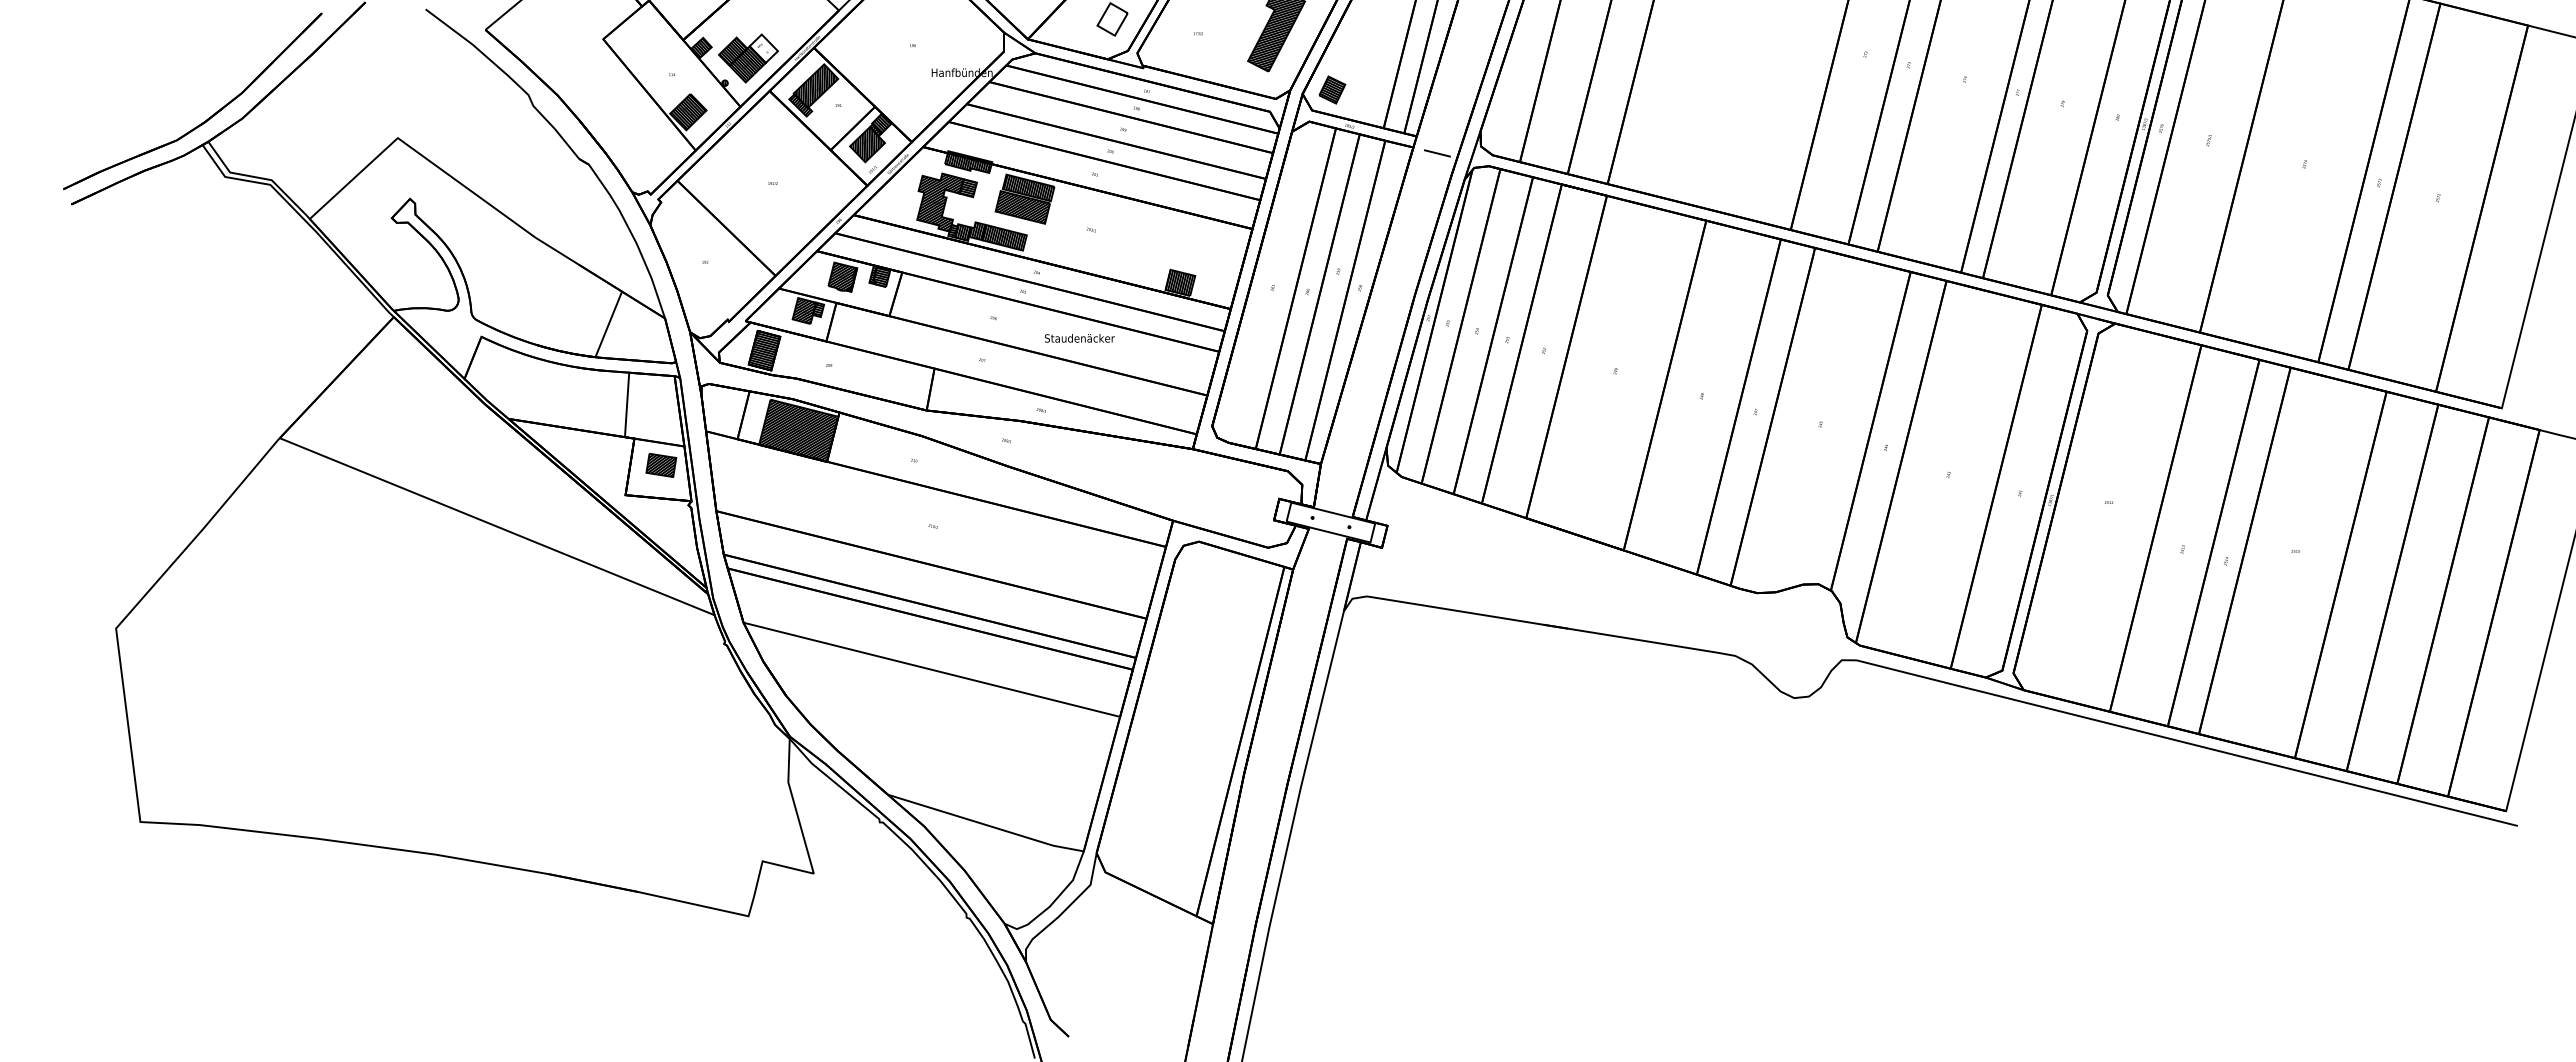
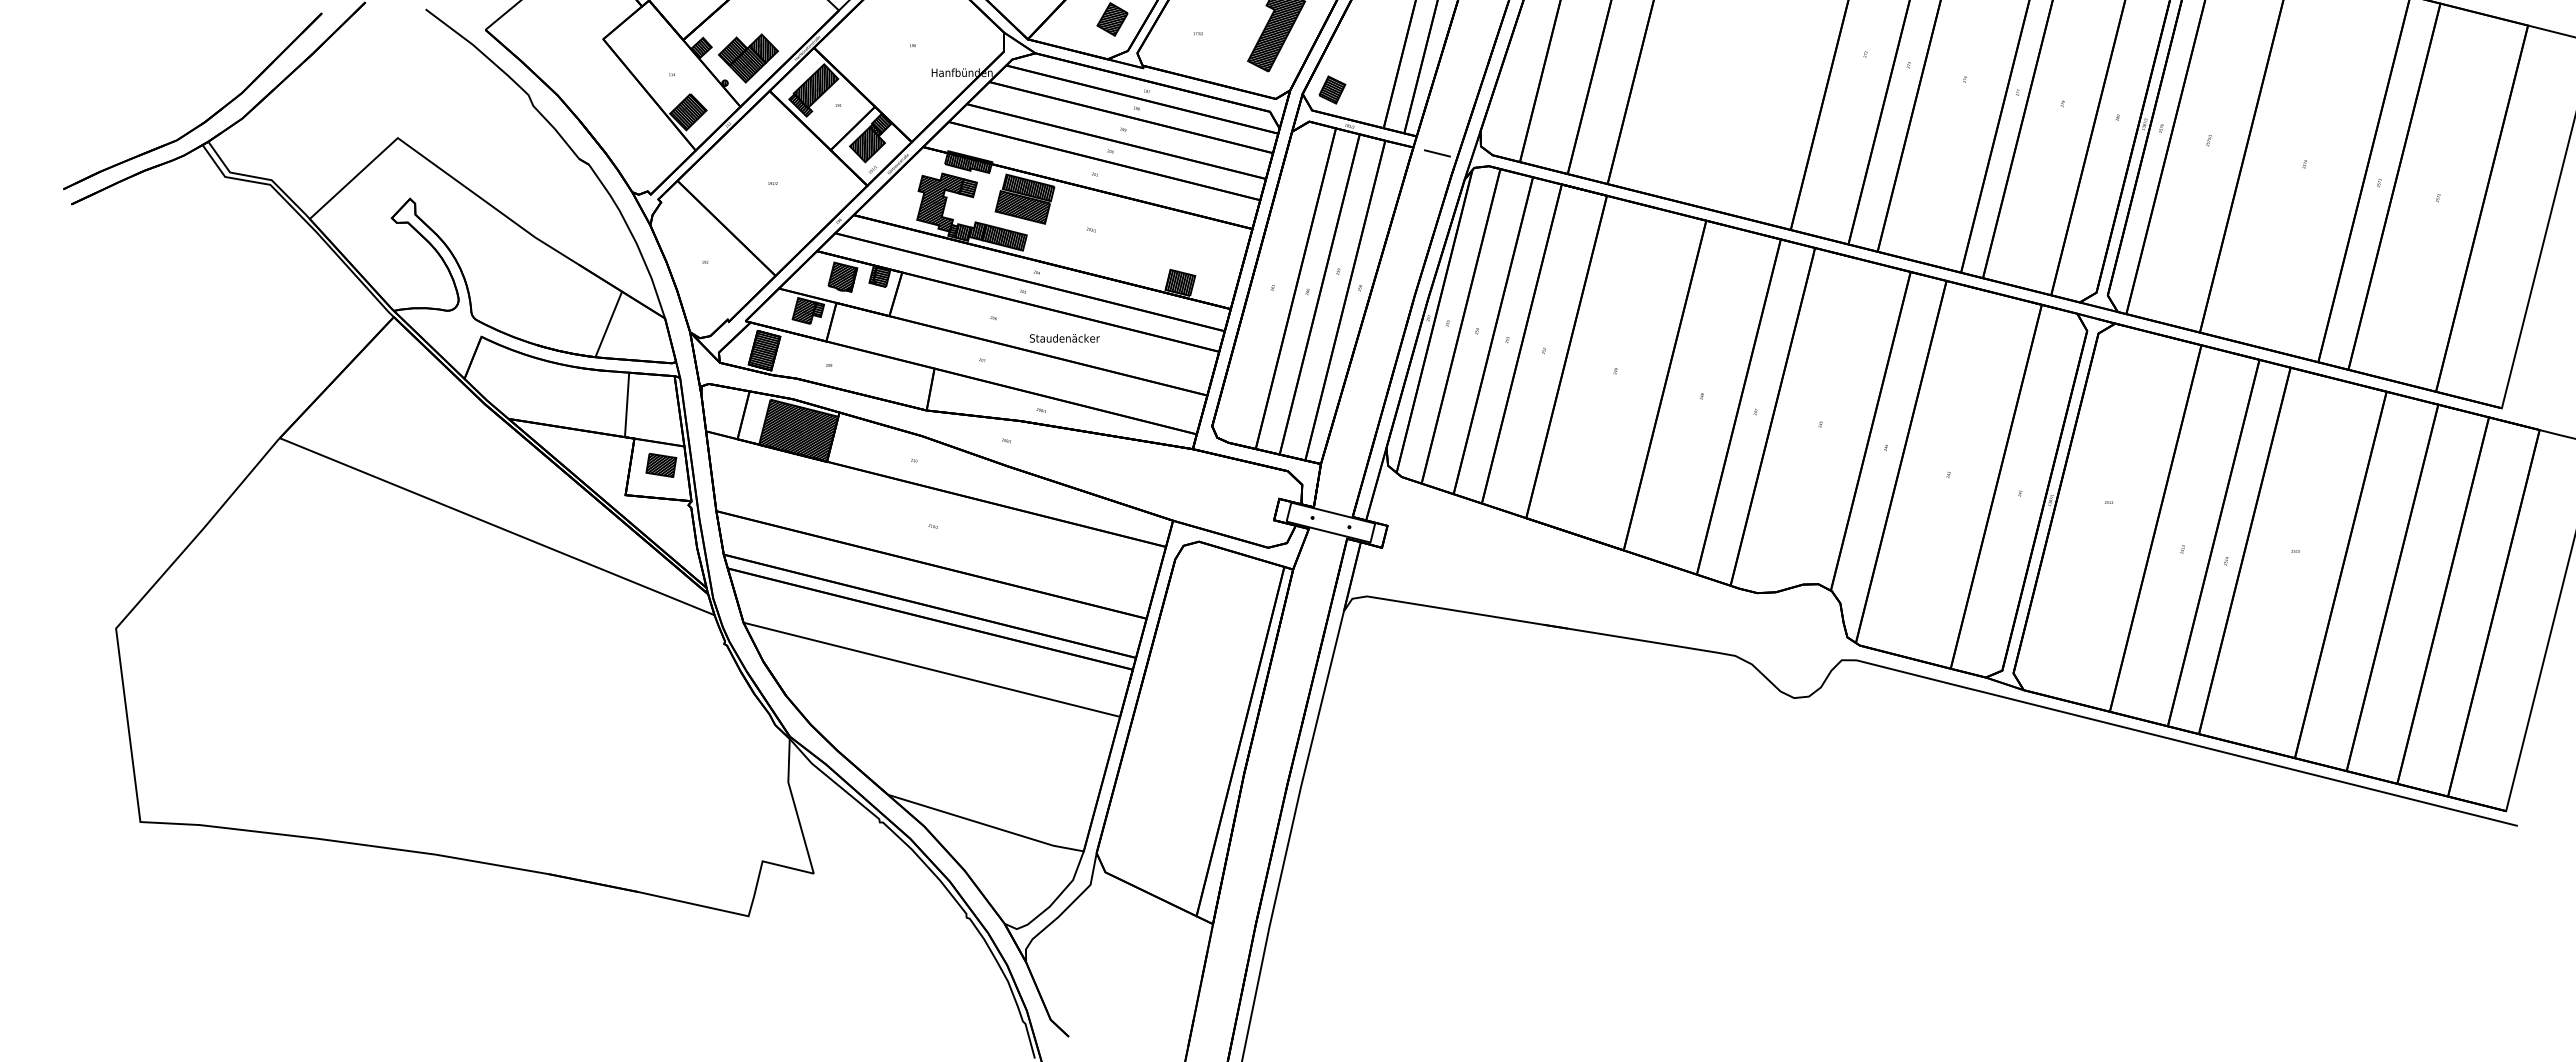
hatch: none -> present (1112, 19)
hatch: none -> present (764, 48)
text position: (1079, 338) -> (1064, 338) (1064, 338)
